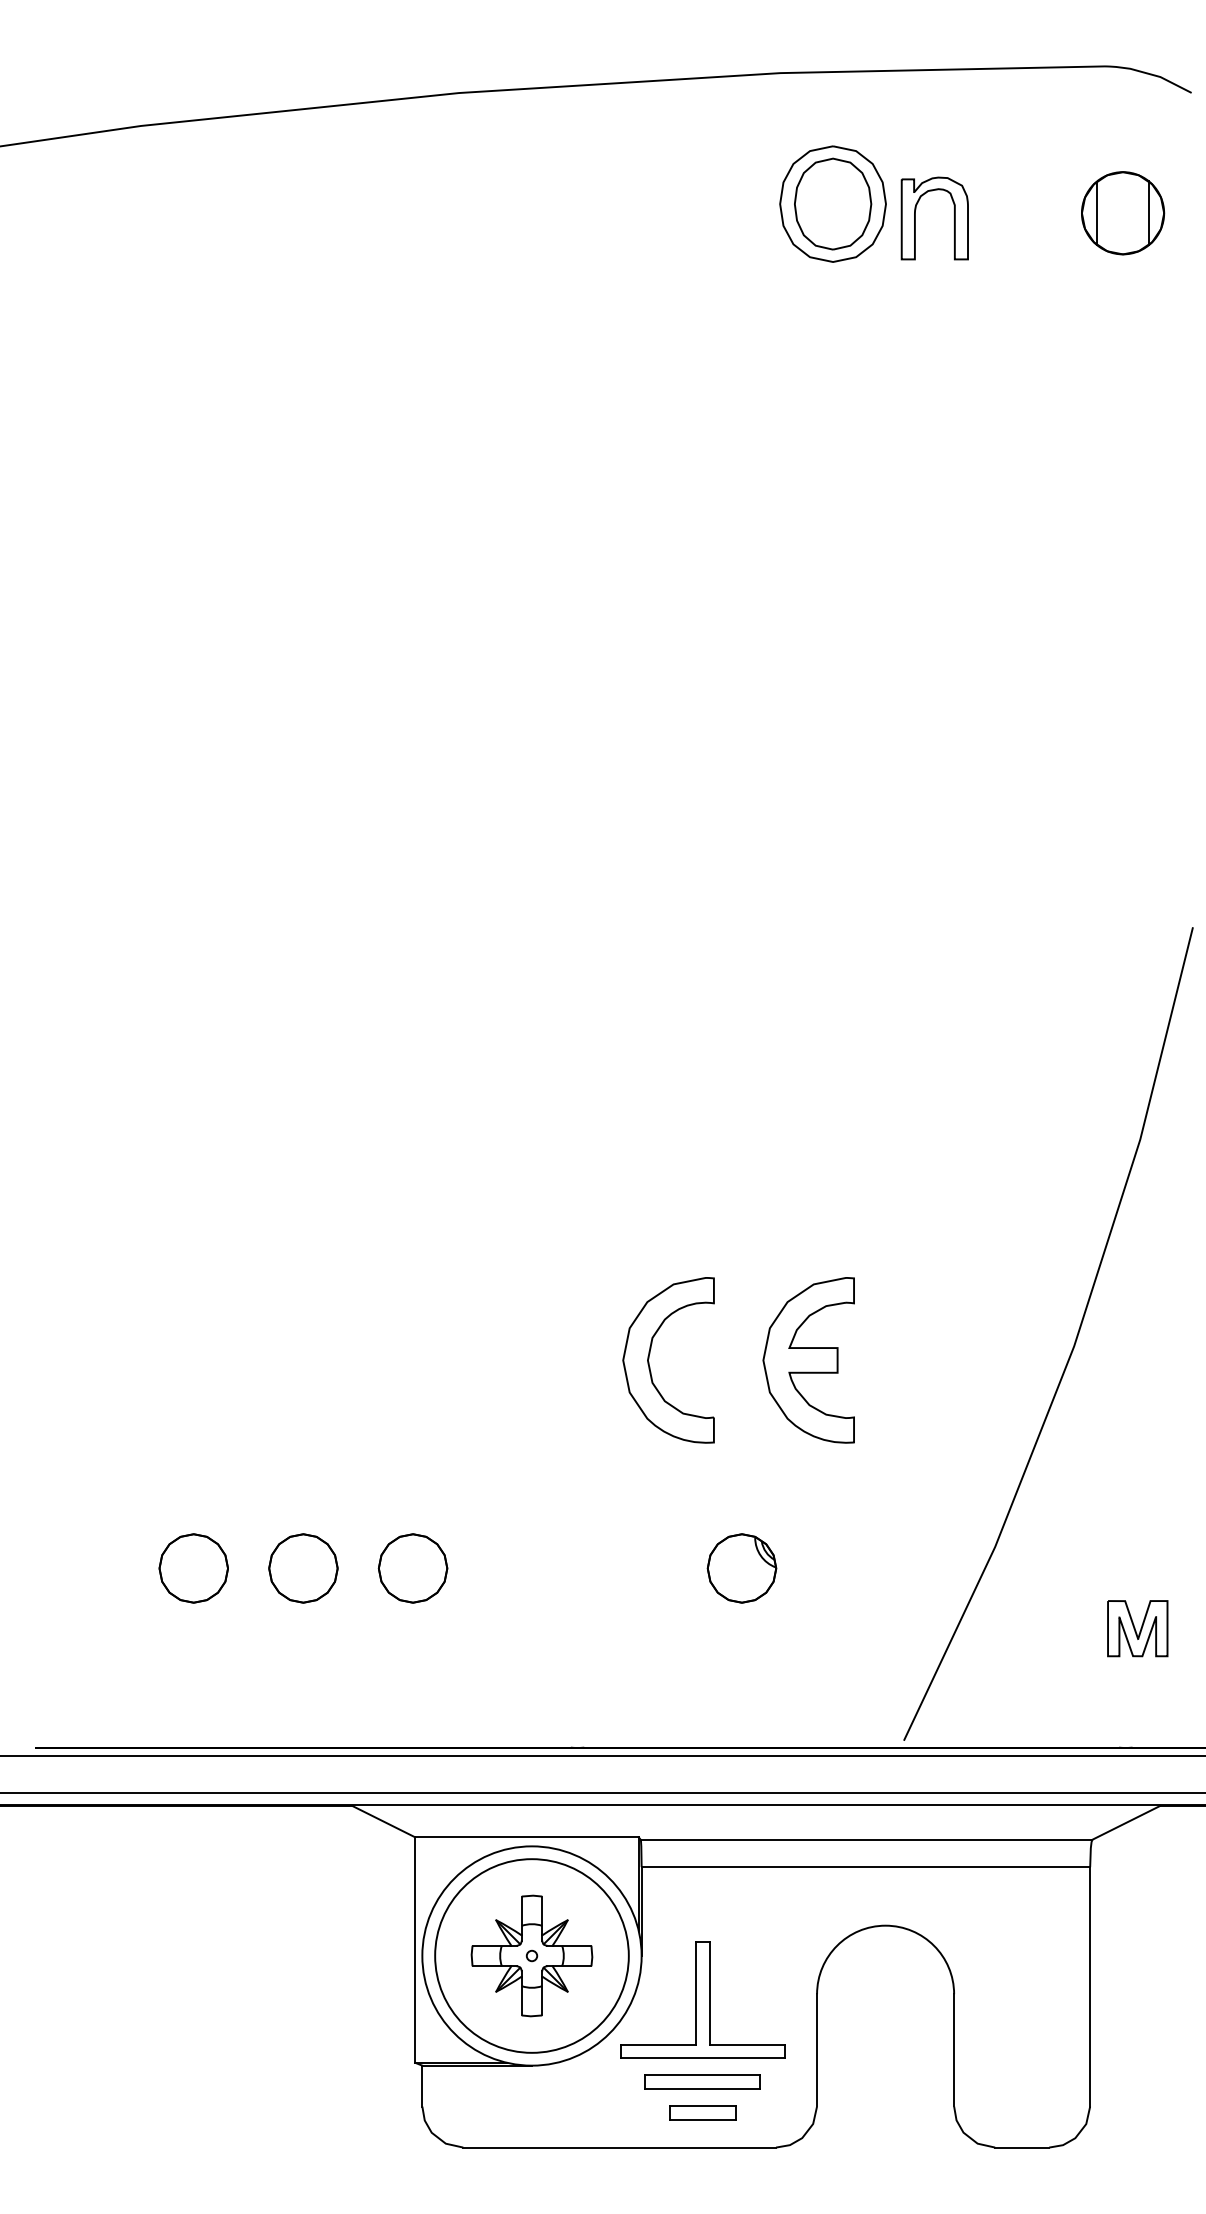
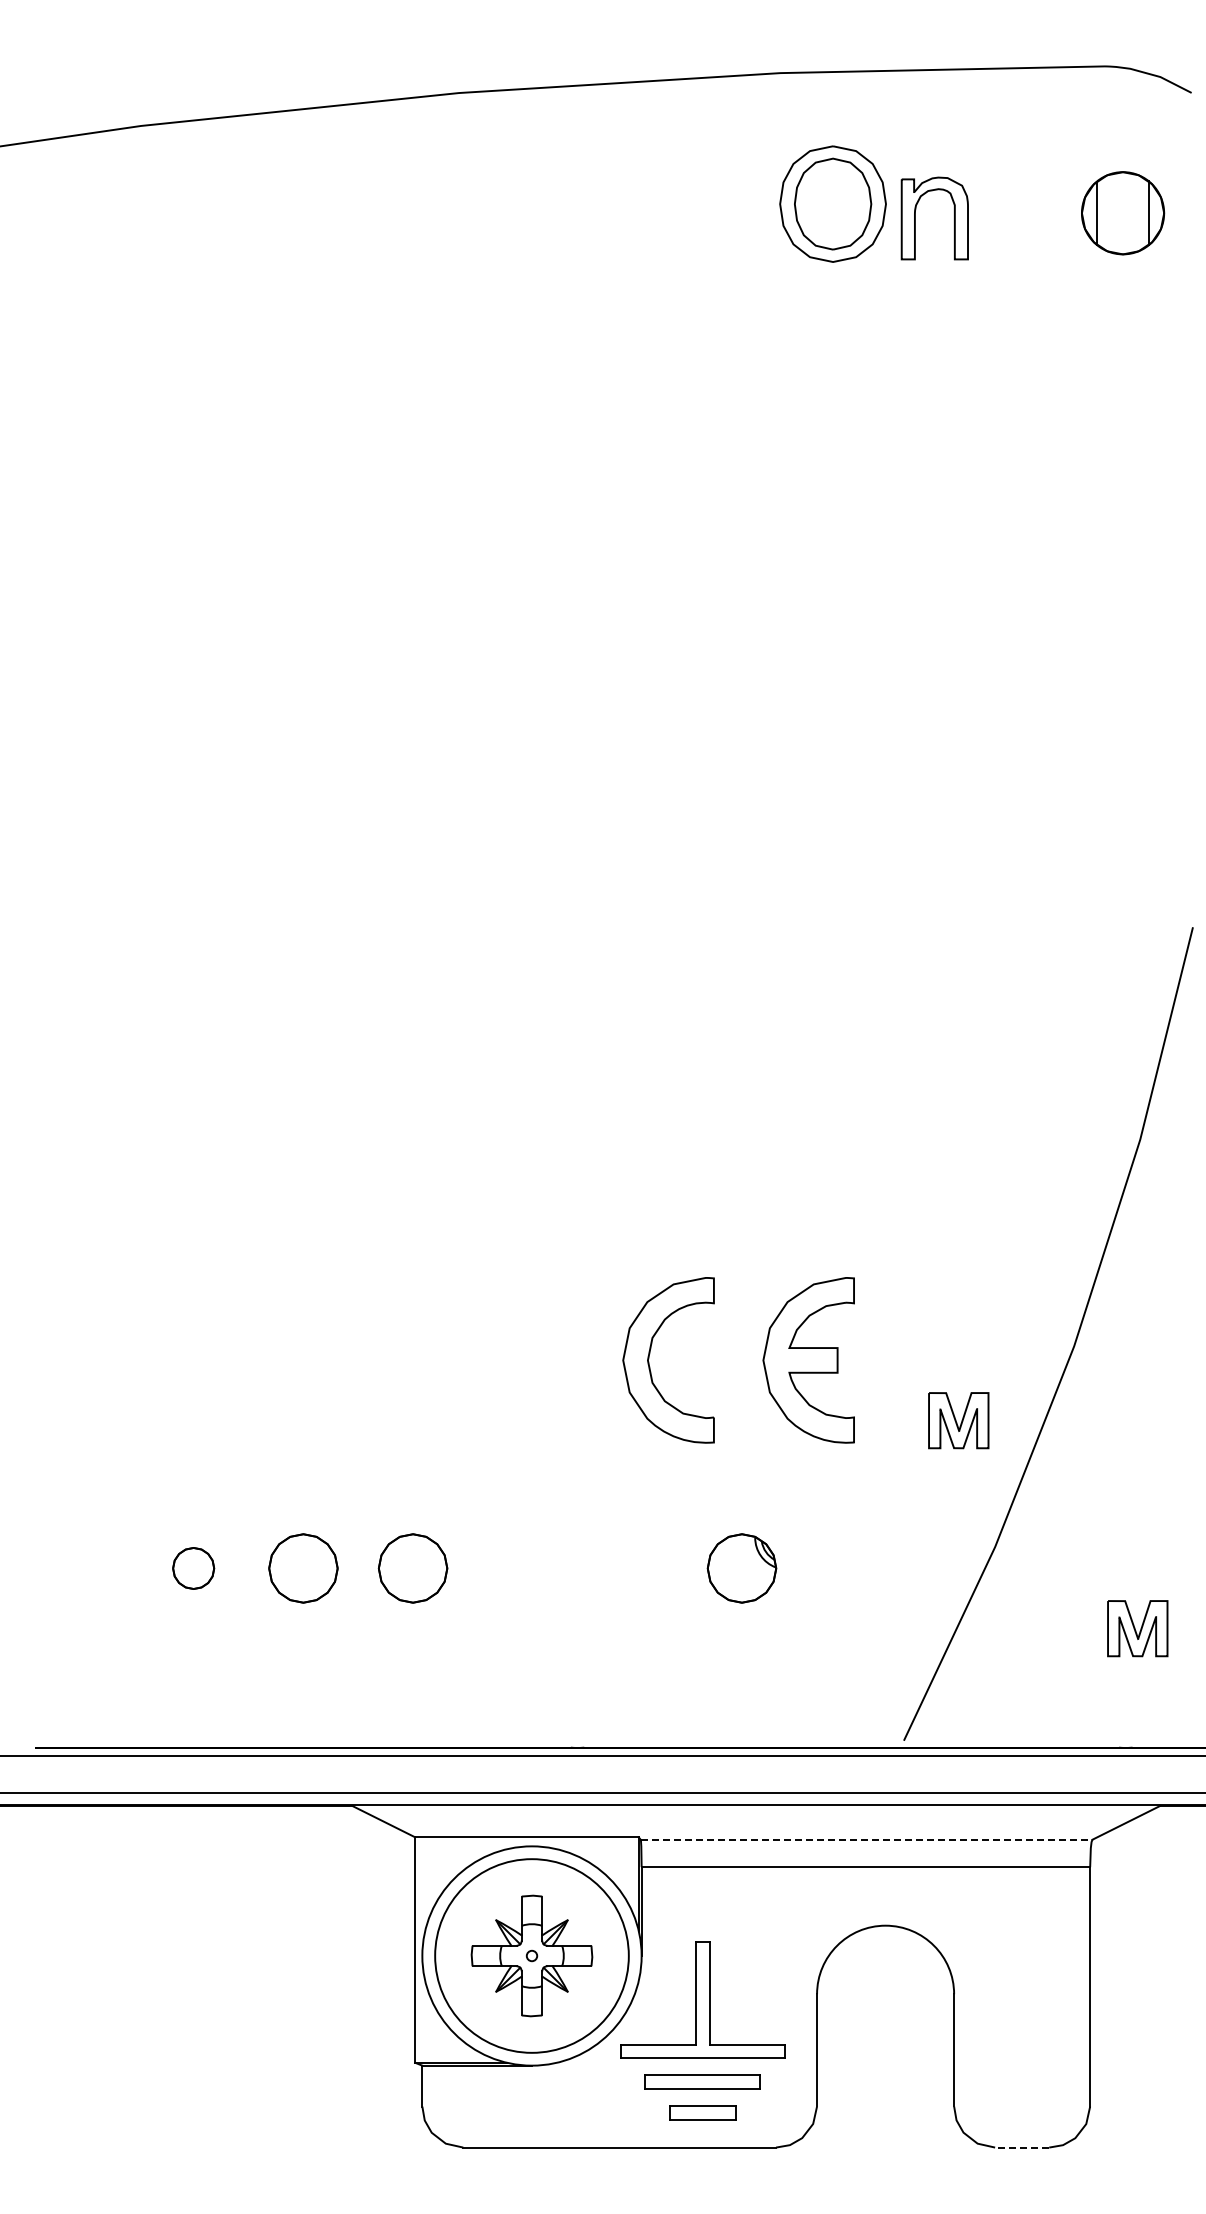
part: none -> present (958, 1420)
part size: 71x71 px -> 44x43 px (193, 1568)
line: solid -> dashed (866, 1839)
line: solid -> dashed (1021, 2147)
